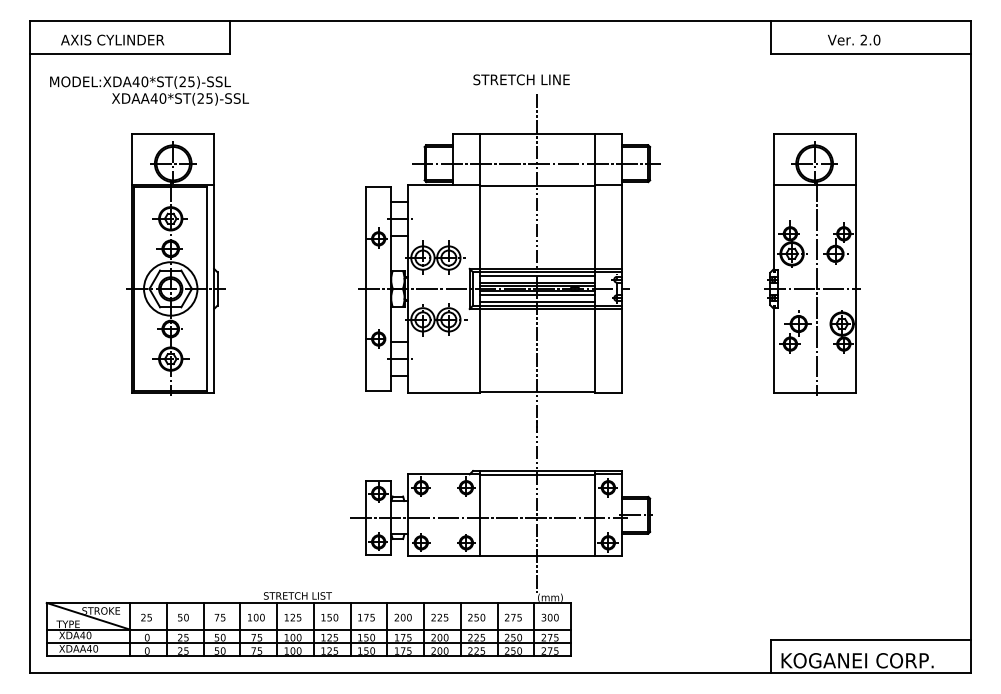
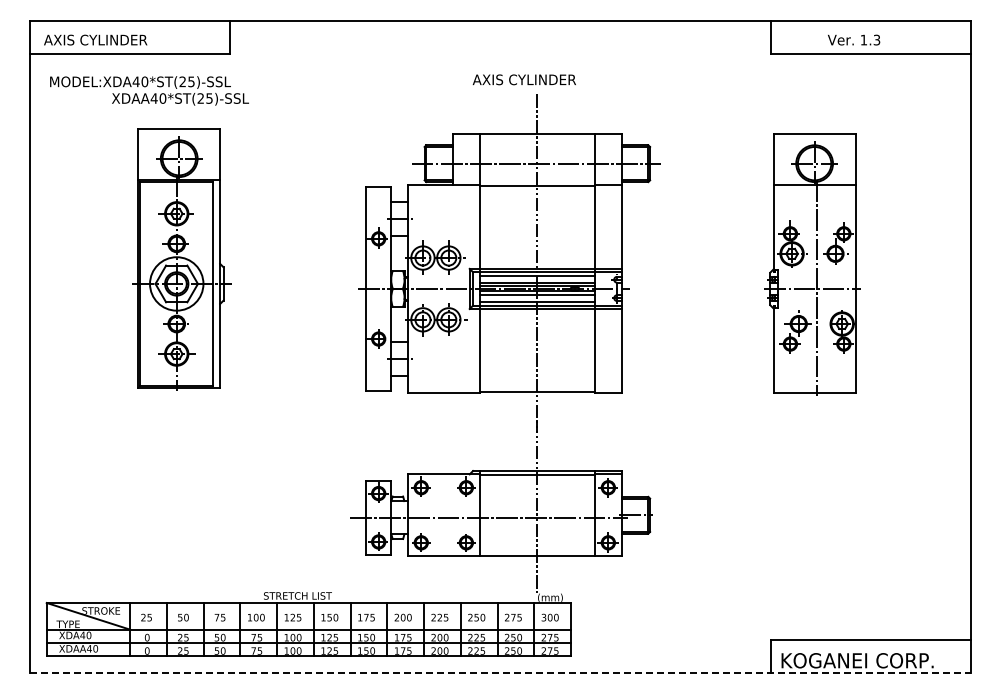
text position: (112, 39) -> (95, 39) (95, 39)
text: 2.0 -> 1.3 (870, 39)
text: STRETCH LINE -> AXIS CYLINDER (523, 79)
part position: (175, 264) -> (181, 259) (181, 259)
line: solid -> dashed (500, 673)
